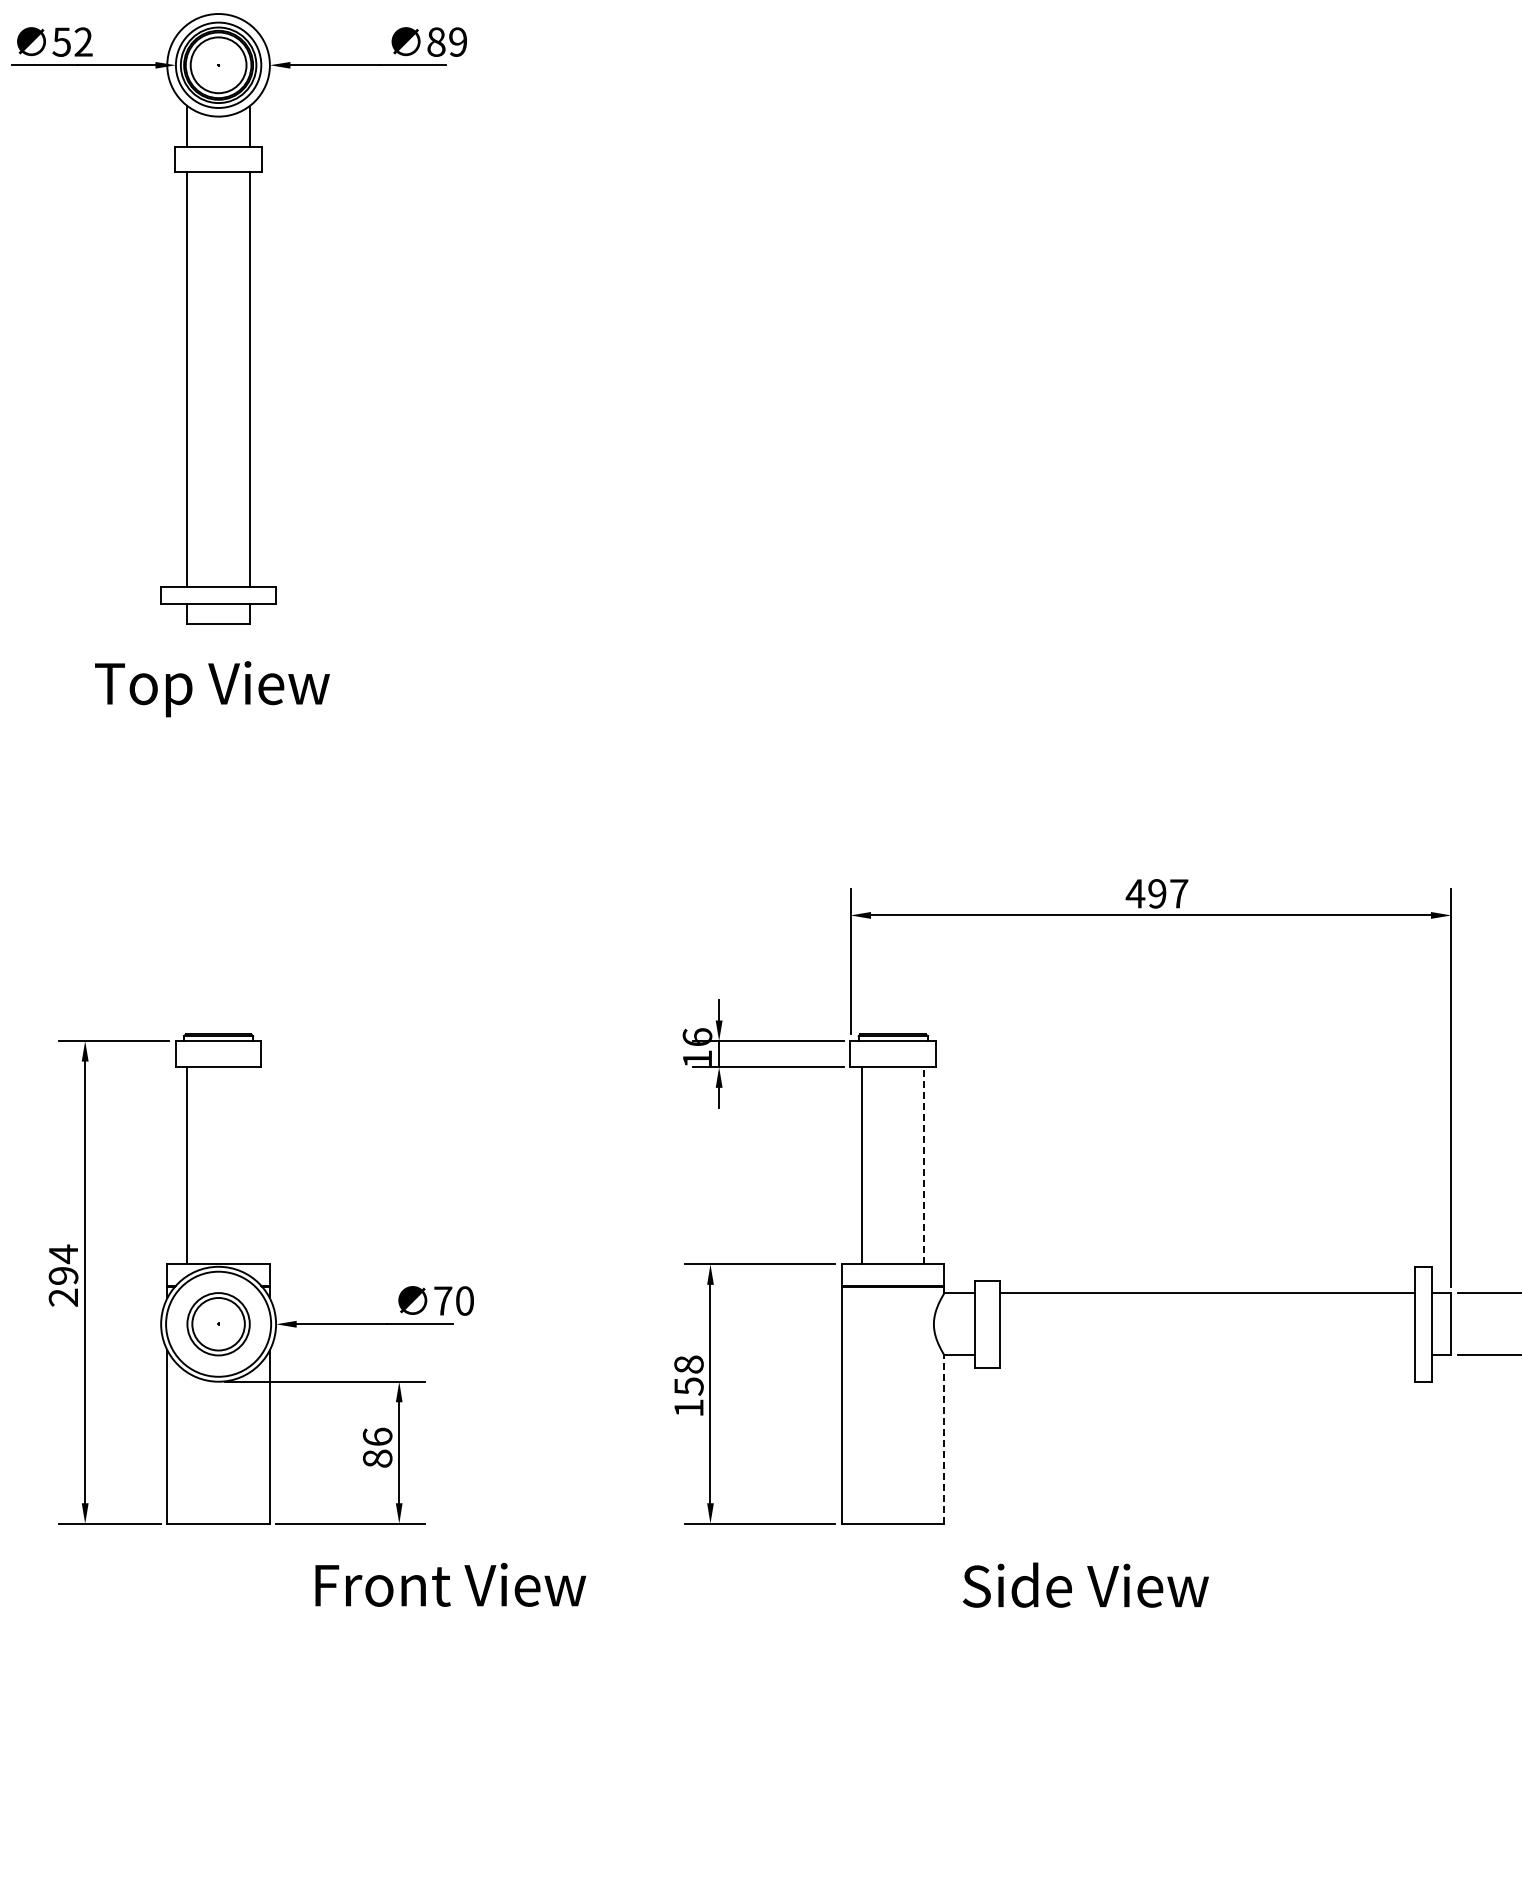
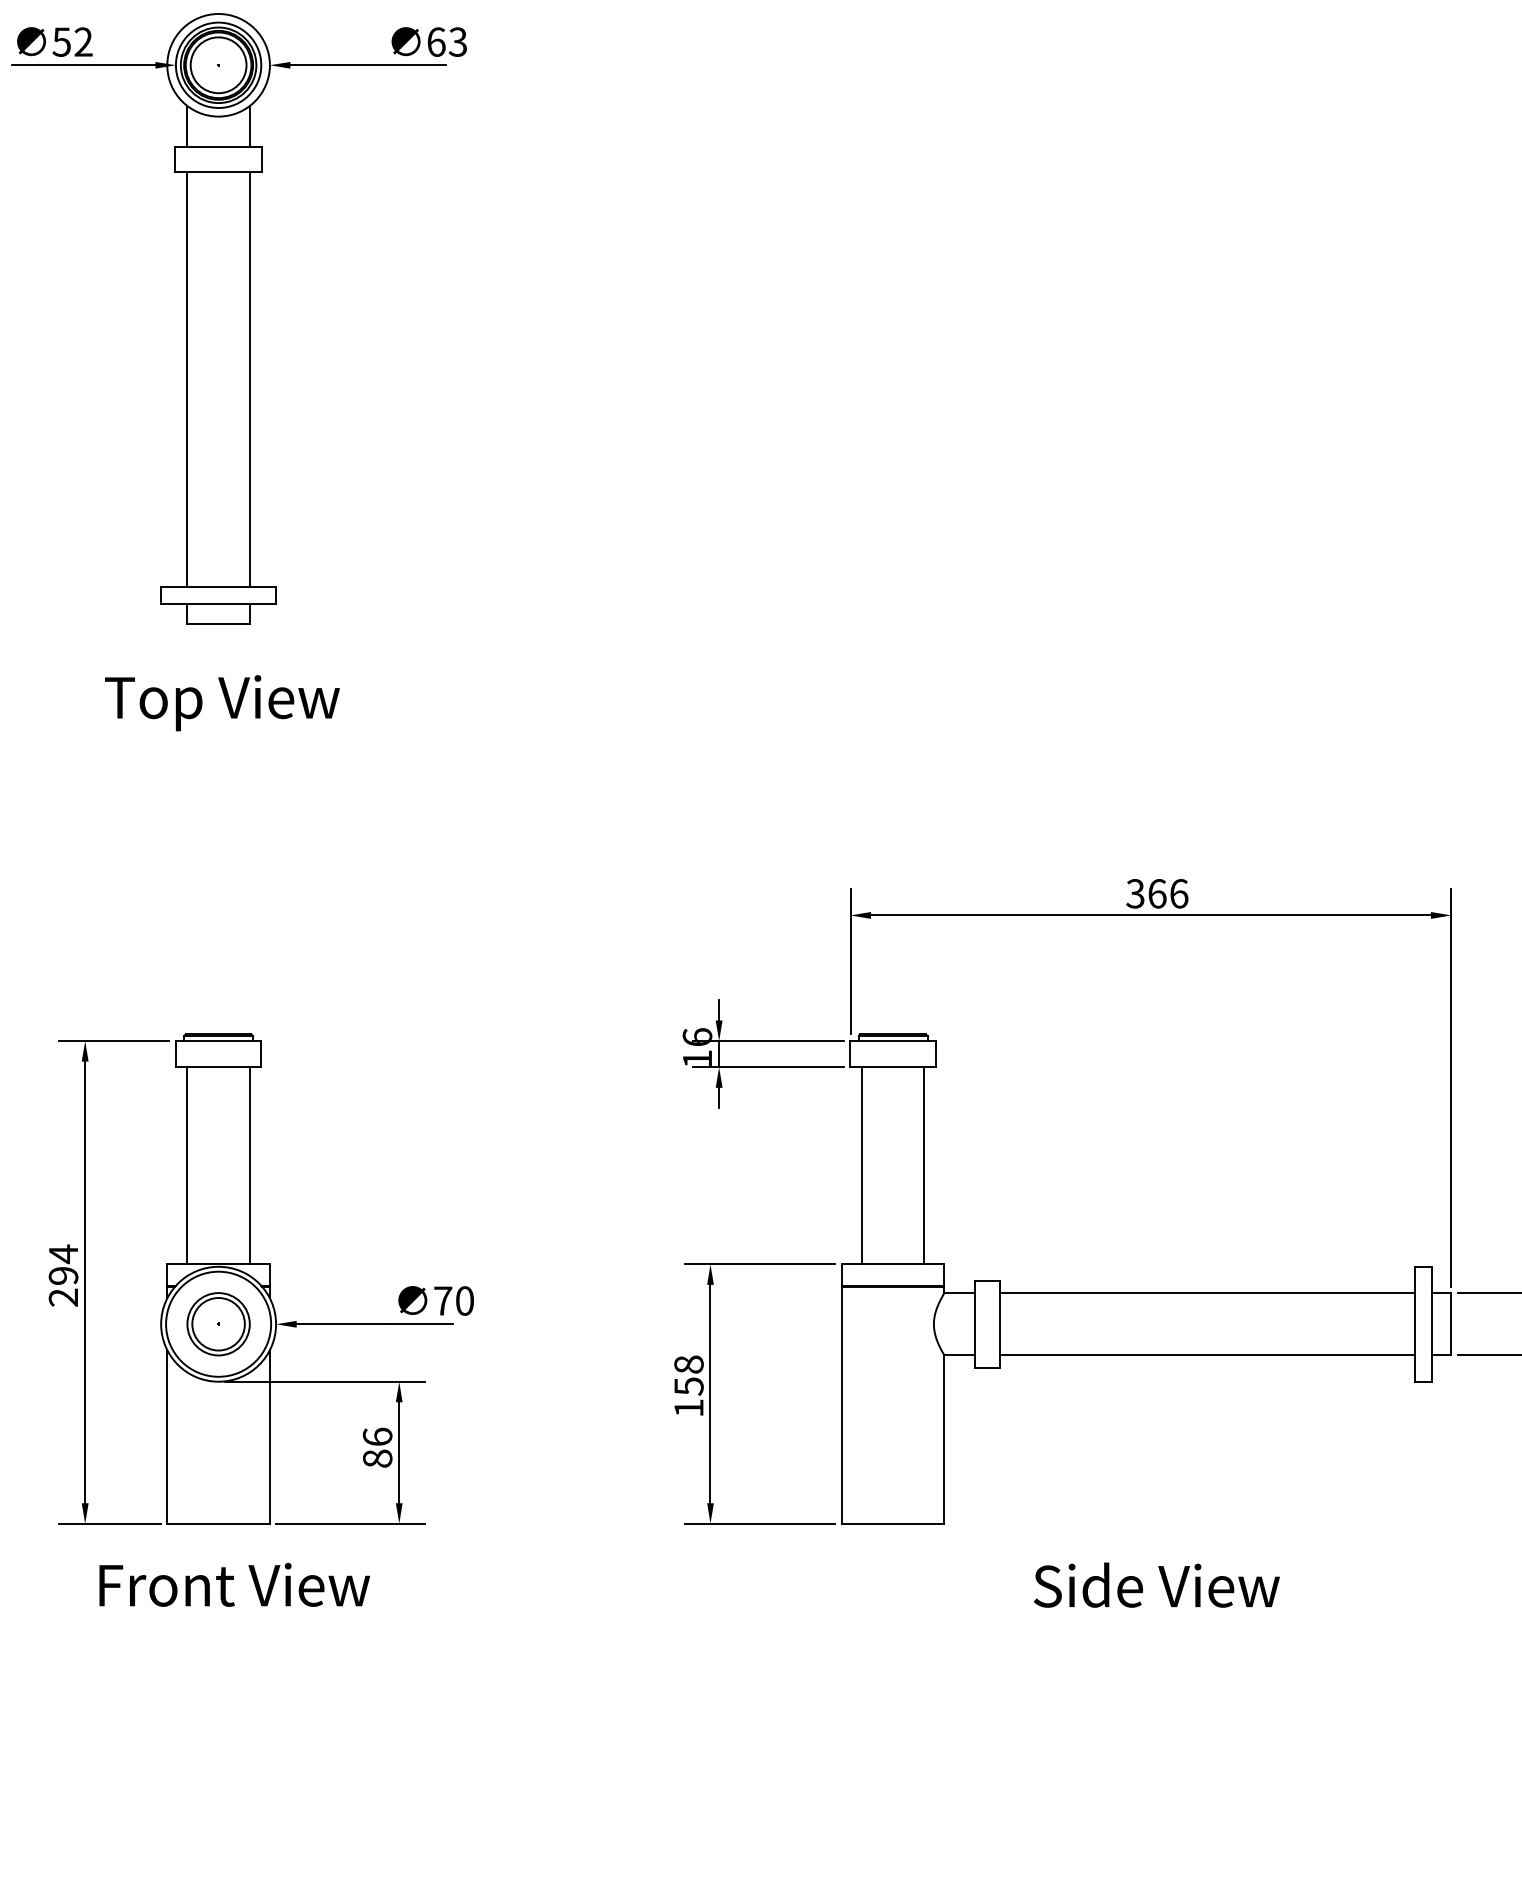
text: 89 -> 63 (446, 41)
text position: (212, 689) -> (222, 703) (222, 703)
text: 497 -> 366 (1156, 893)
line: none -> present (249, 1165)
line: dashed -> solid (924, 1165)
line: none -> present (1207, 1355)
line: dashed -> solid (944, 1439)
text position: (450, 1584) -> (234, 1584) (234, 1584)
text position: (1085, 1584) -> (1156, 1584) (1156, 1584)
